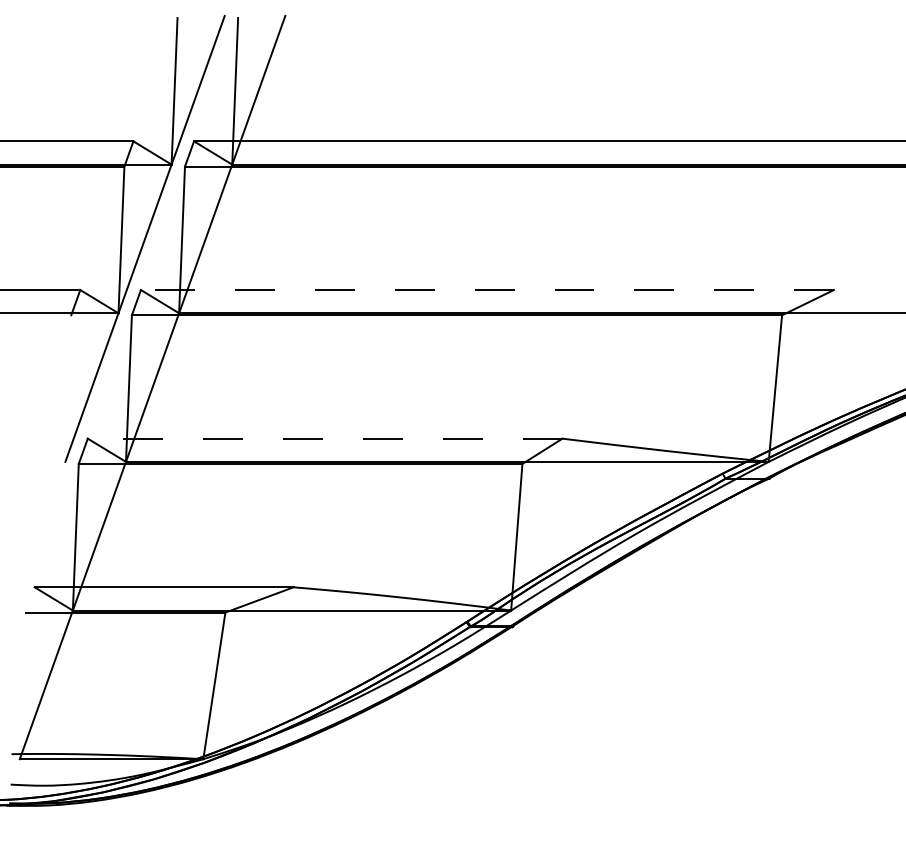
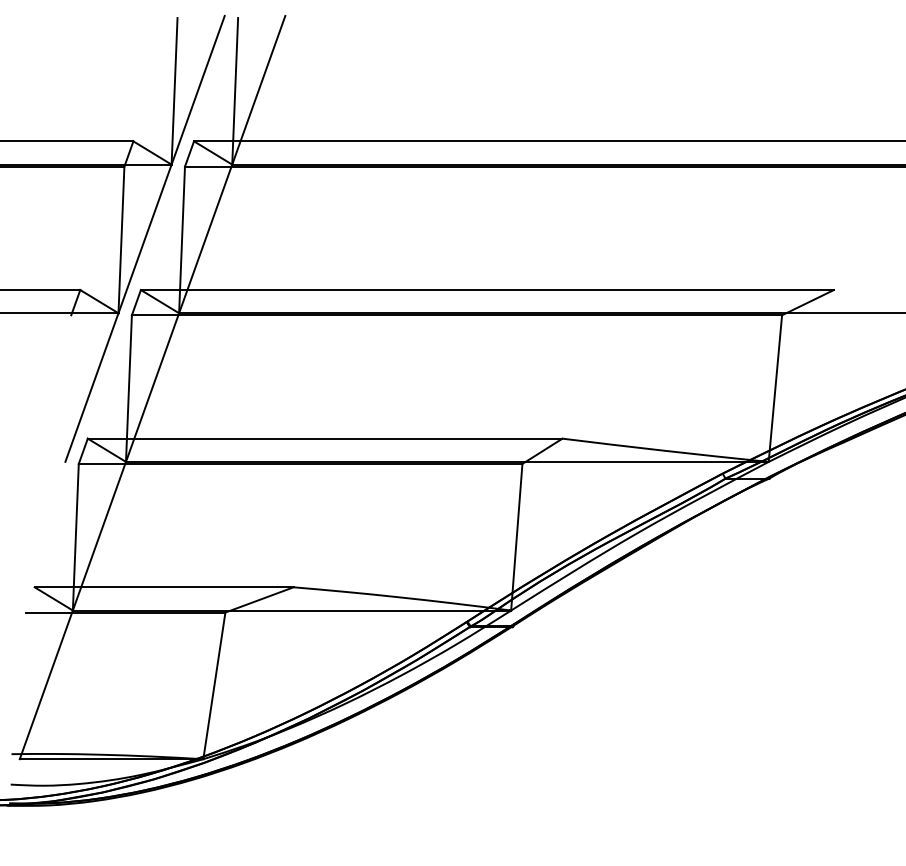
line: dashed -> solid (486, 290)
line: dashed -> solid (324, 438)
